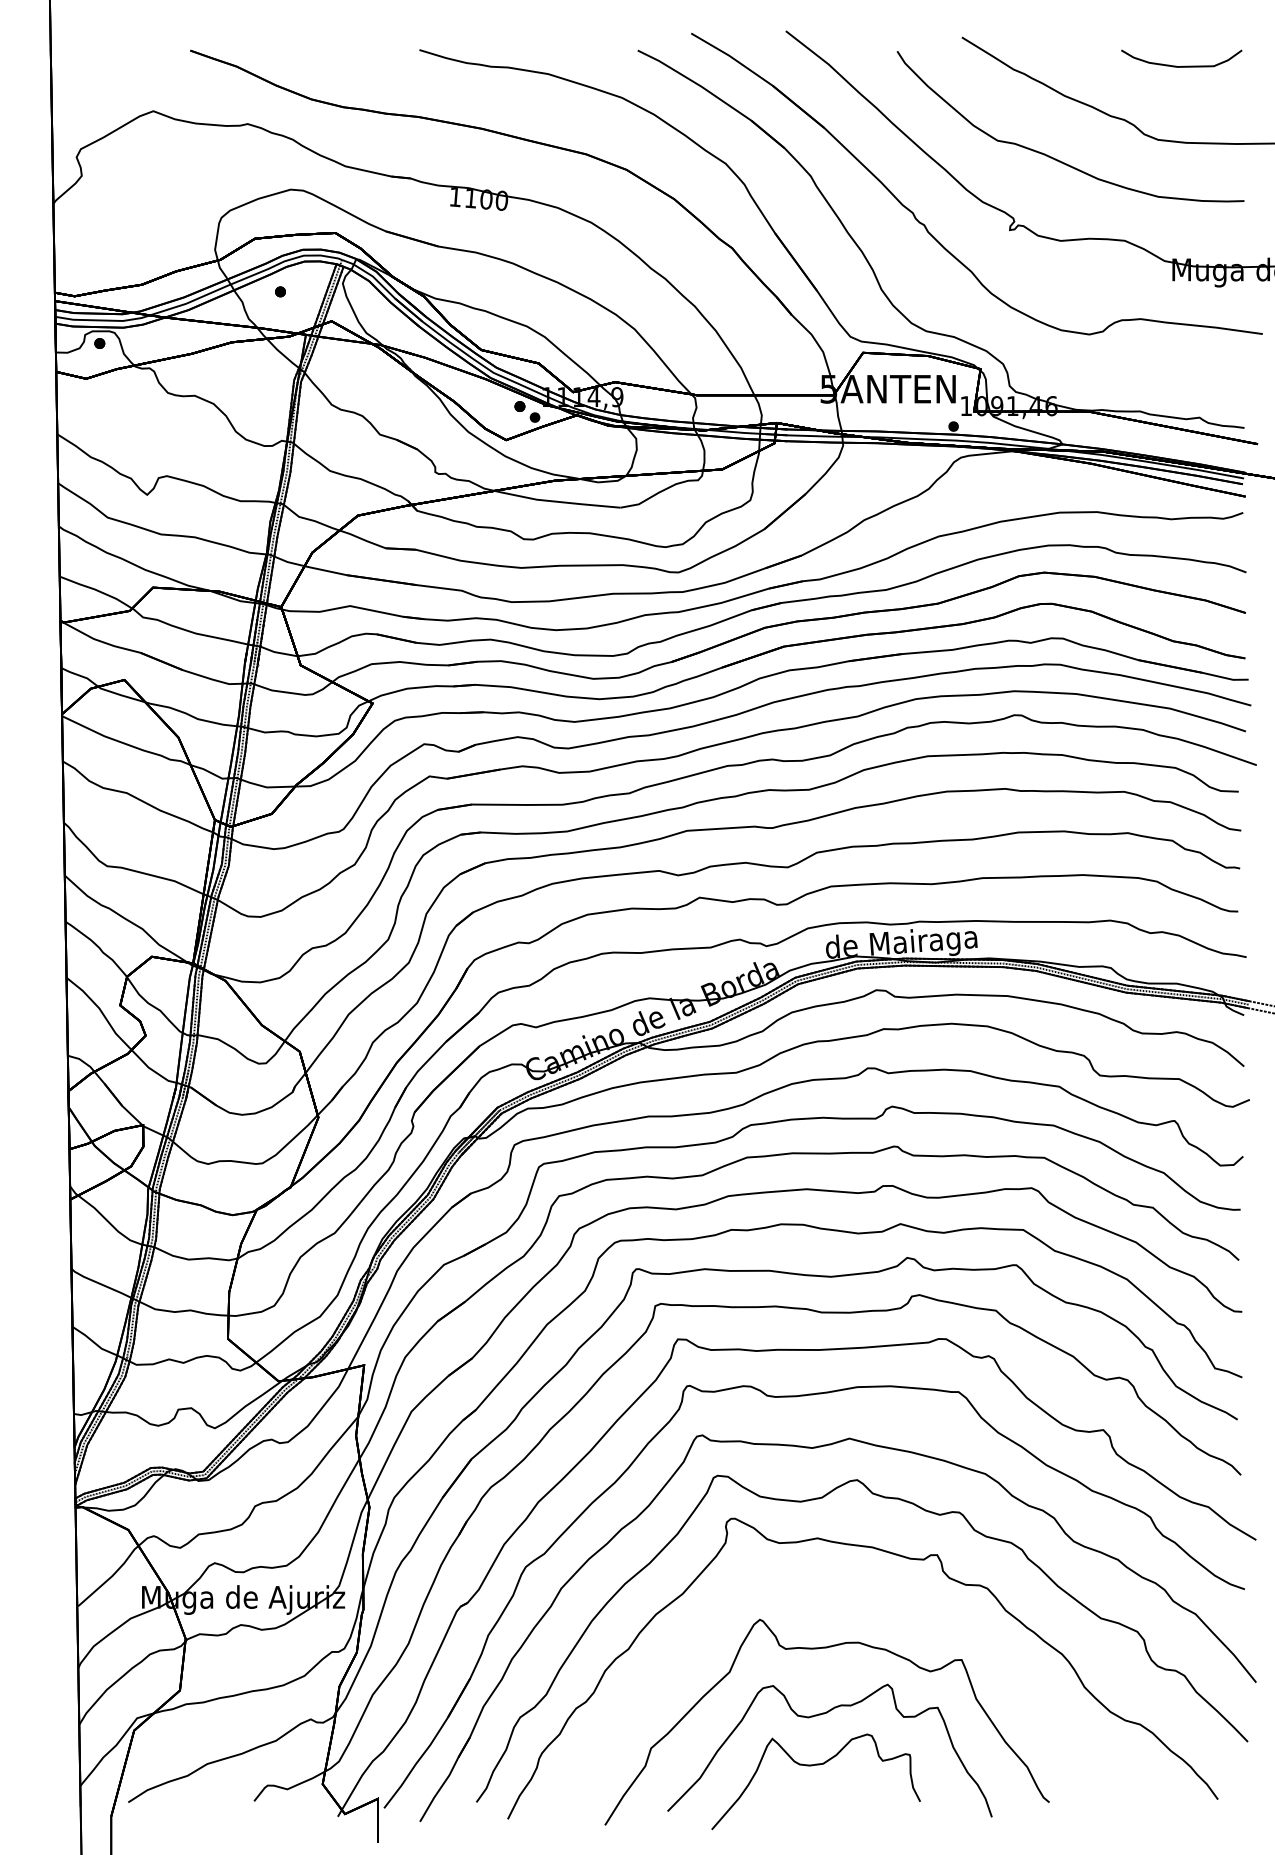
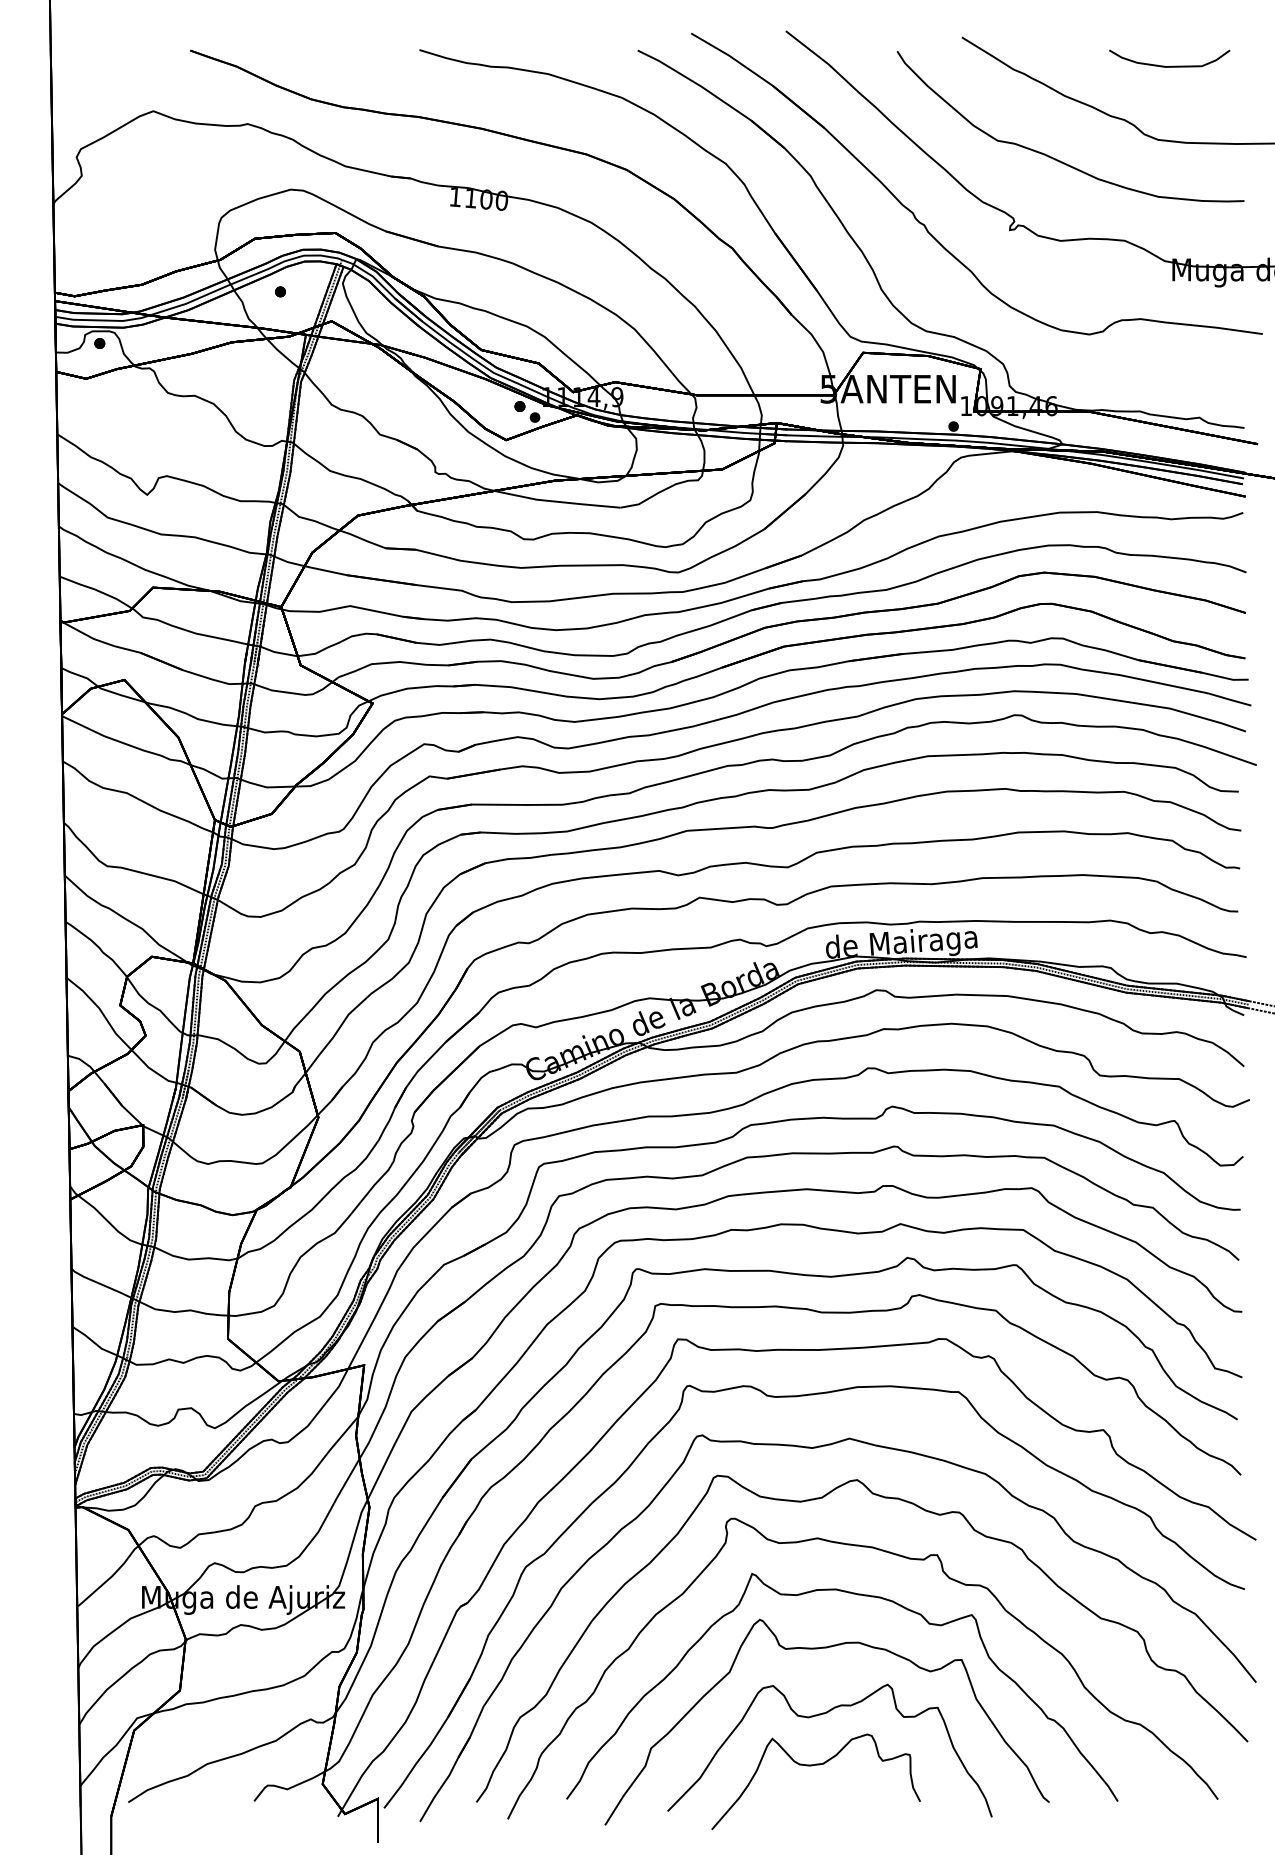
part position: (1183, 65) -> (1171, 65) (1171, 65)
part: none -> present (857, 1595)
